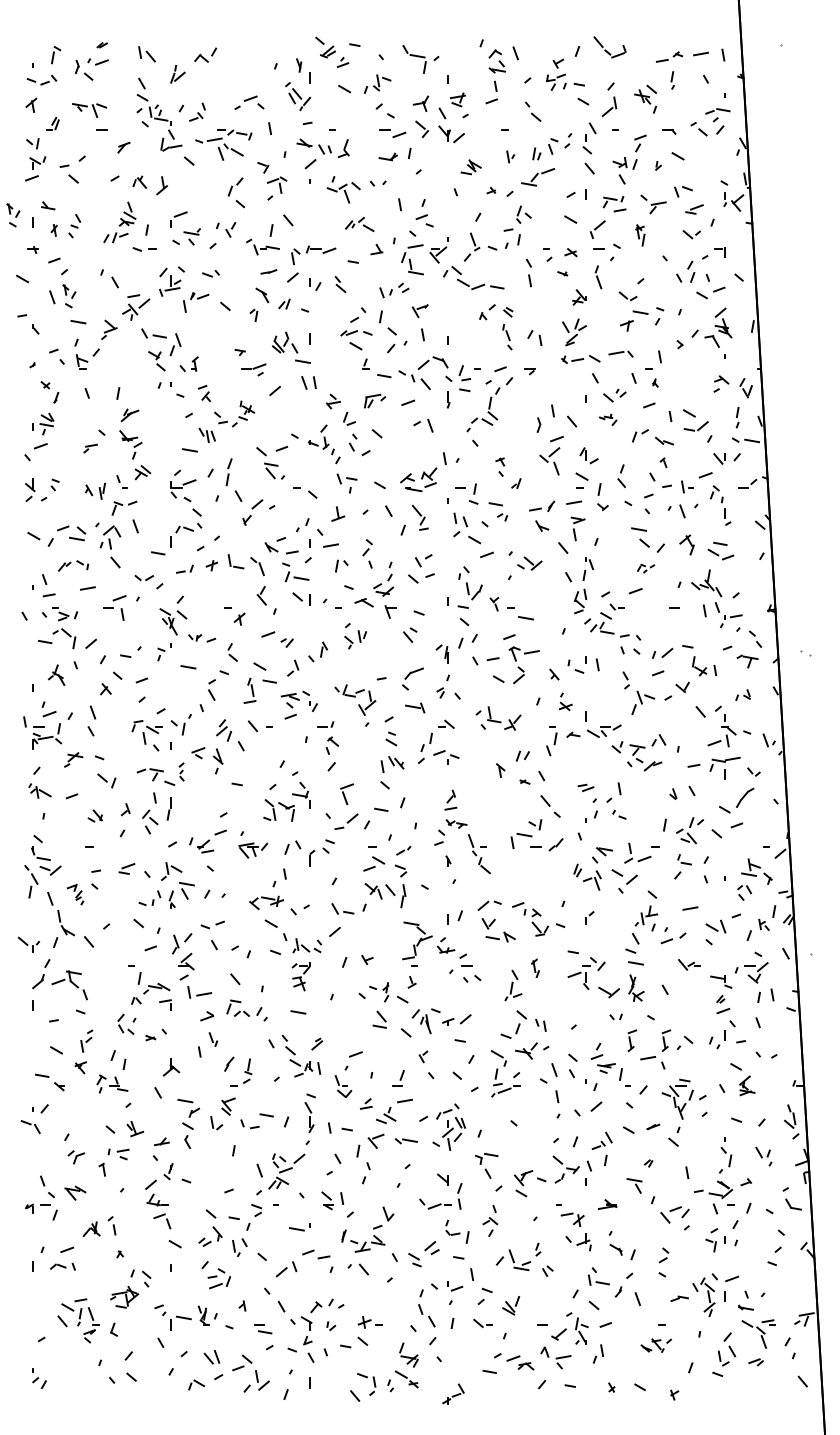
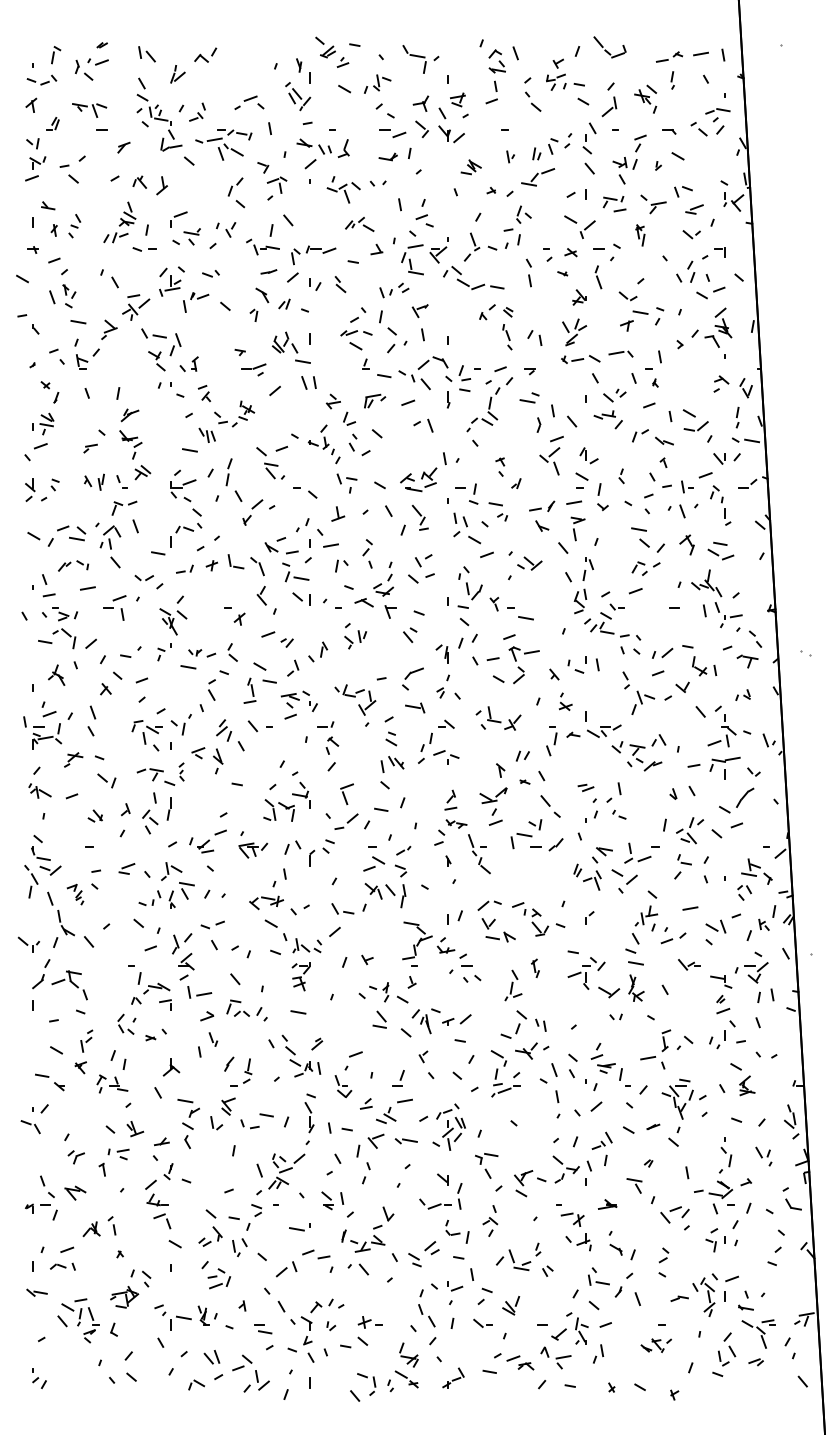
part position: (533, 111) -> (533, 101) (533, 101)
part: present -> none (13, 215)
part position: (597, 229) -> (587, 229) (587, 229)
part: none -> present (529, 397)
part size: 19x13 px -> 30x20 px (607, 419)
part size: 9x24 px -> 7x17 px (621, 476)
part position: (95, 490) -> (94, 481) (94, 481)
part size: 19x11 px -> 30x15 px (645, 568)
part position: (202, 638) -> (202, 653) (202, 653)
part: none -> present (493, 806)
part: present -> none (632, 1040)
part: none -> present (36, 1292)
part position: (453, 1393) -> (453, 1377) (453, 1377)
